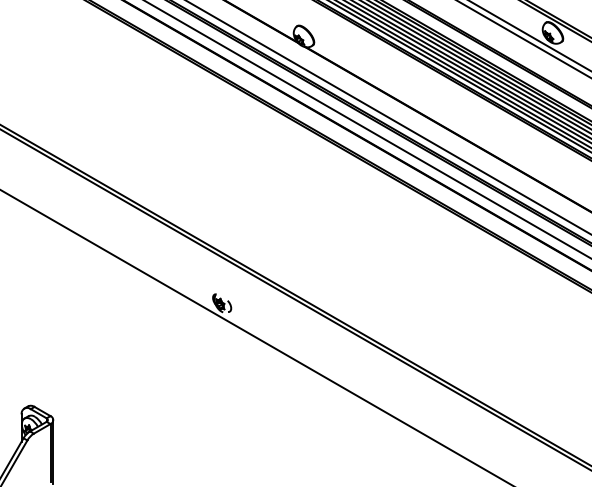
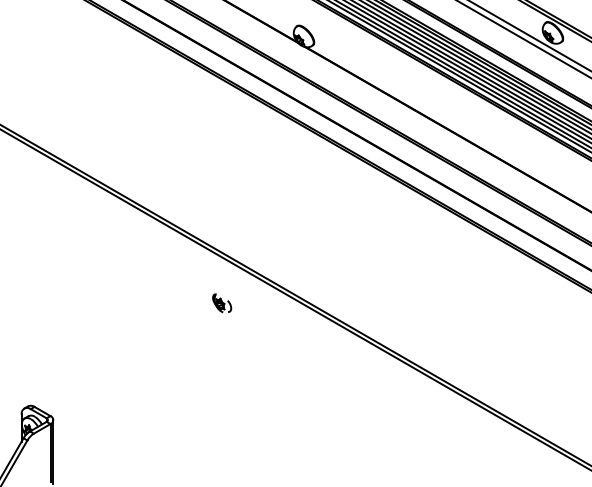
line: present -> none (388, 117)
line: present -> none (367, 129)
line: present -> none (255, 337)
